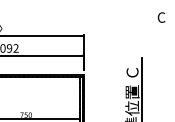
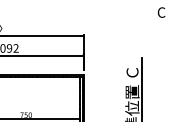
text position: (161, 17) -> (161, 12) (161, 12)
